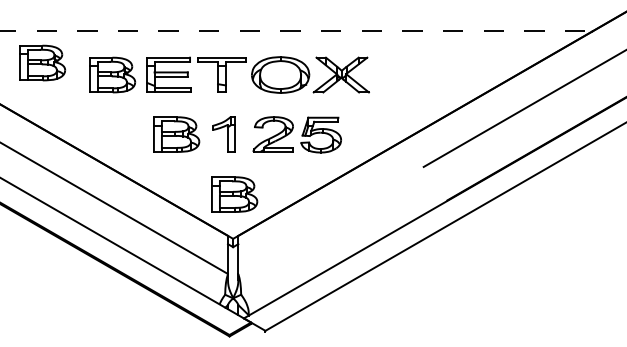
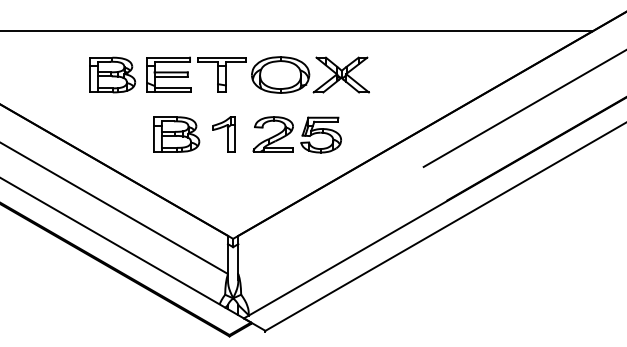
line: dashed -> solid (296, 31)
part: present -> none (42, 62)
part: present -> none (234, 194)
